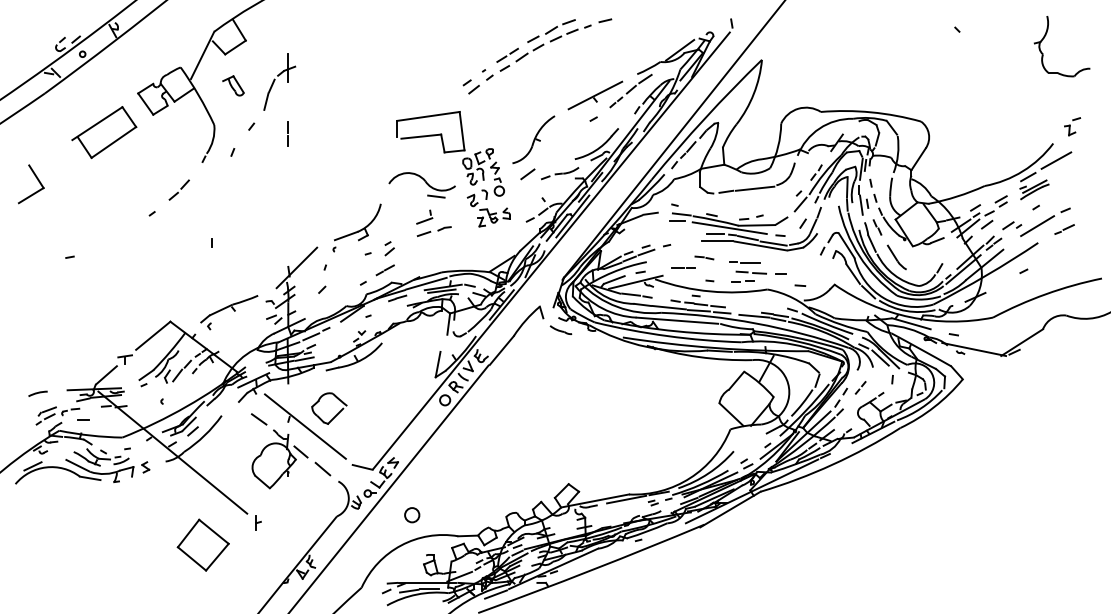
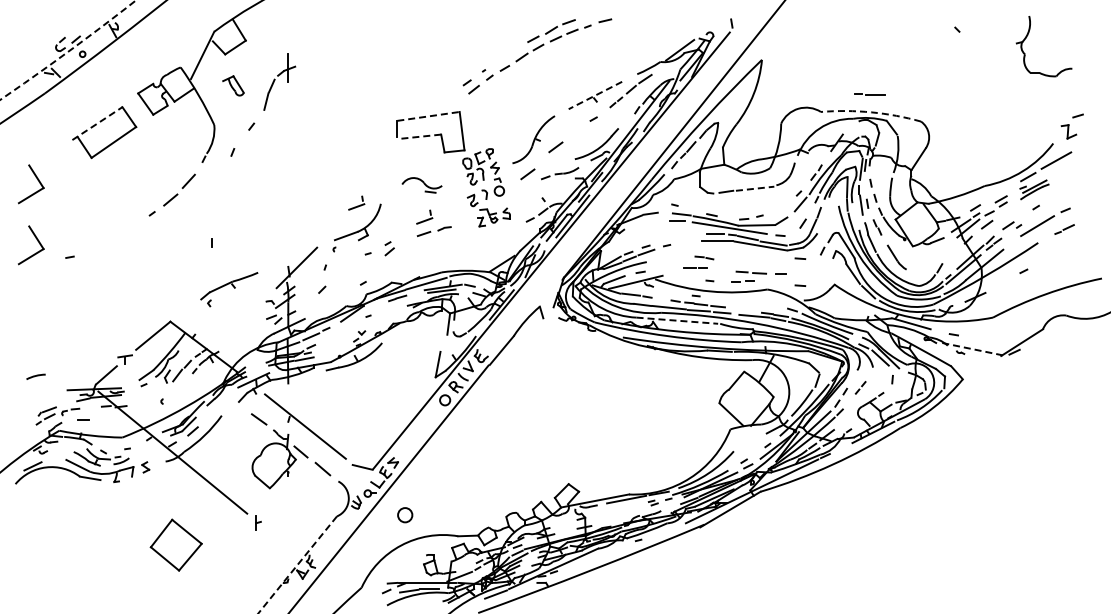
part position: (1045, 37) -> (1027, 37) (1027, 37)
arc: solid -> dashed (69, 50)
line: present -> none (506, 55)
line: solid -> dashed (594, 95)
arc: solid -> dashed (871, 112)
line: solid -> dashed (428, 116)
line: solid -> dashed (97, 123)
part size: 18x20 px -> 24x27 px (1071, 126)
line: present -> none (287, 133)
line: solid -> dashed (421, 136)
line: none -> present (555, 147)
part size: 68x27 px -> 42x17 px (421, 185)
line: solid -> dashed (755, 188)
part size: 22x22 px -> 33x34 px (179, 189)
part: none -> present (356, 202)
part: none -> present (37, 241)
line: none -> present (800, 258)
line position: (744, 262) -> (869, 94) (869, 94)
line position: (683, 267) -> (695, 267) (695, 267)
line: present -> none (384, 270)
part position: (229, 312) -> (229, 289) (229, 289)
line: solid -> dashed (677, 320)
part: present -> none (560, 329)
line: solid -> dashed (974, 349)
line position: (37, 393) -> (35, 376) (35, 376)
part: present -> none (336, 414)
circle position: (412, 515) -> (405, 515) (405, 515)
part position: (202, 544) -> (175, 544) (175, 544)
arc: solid -> dashed (297, 565)
